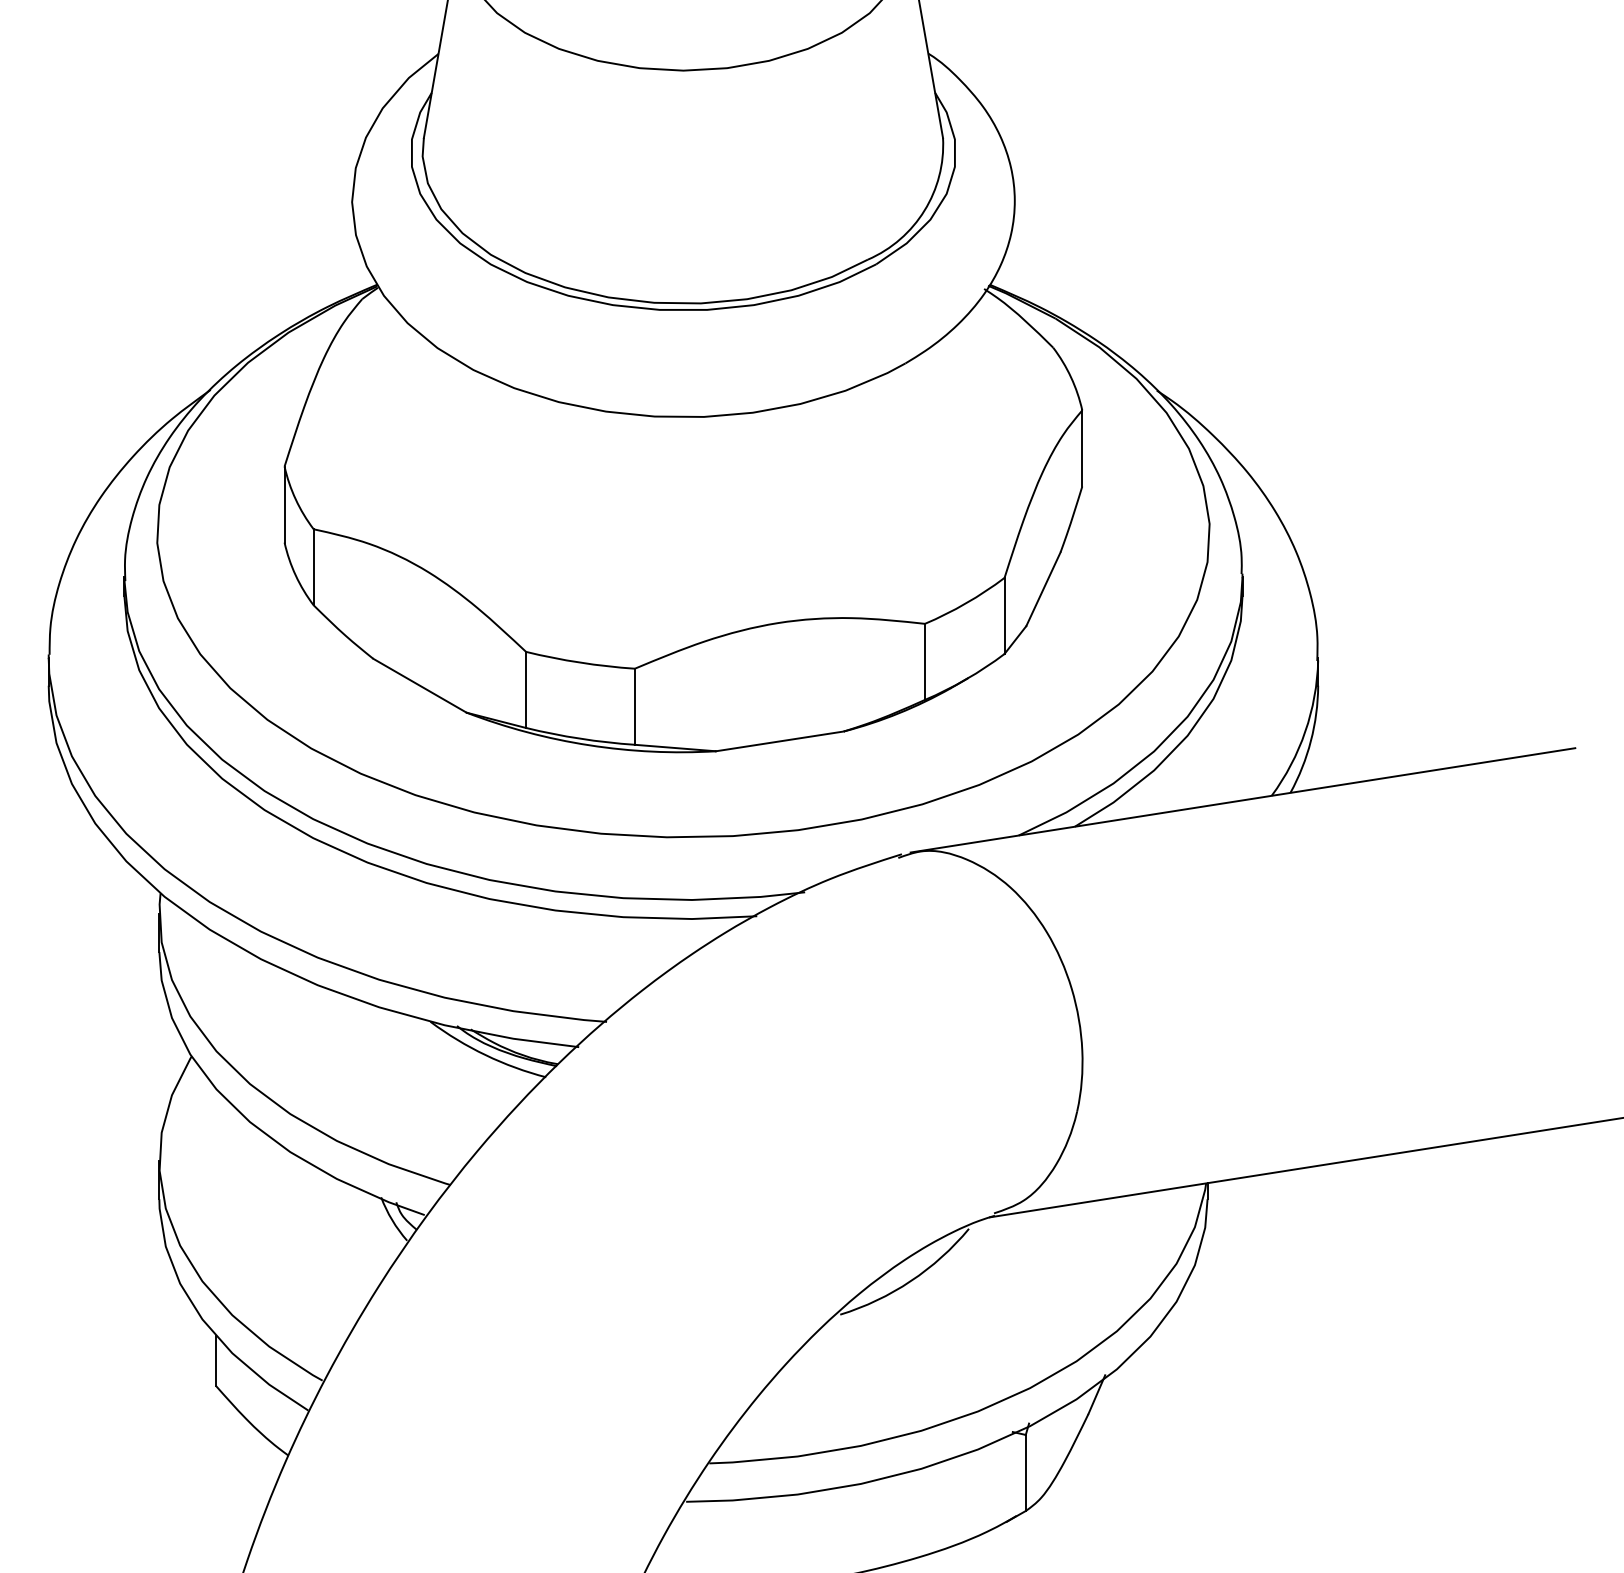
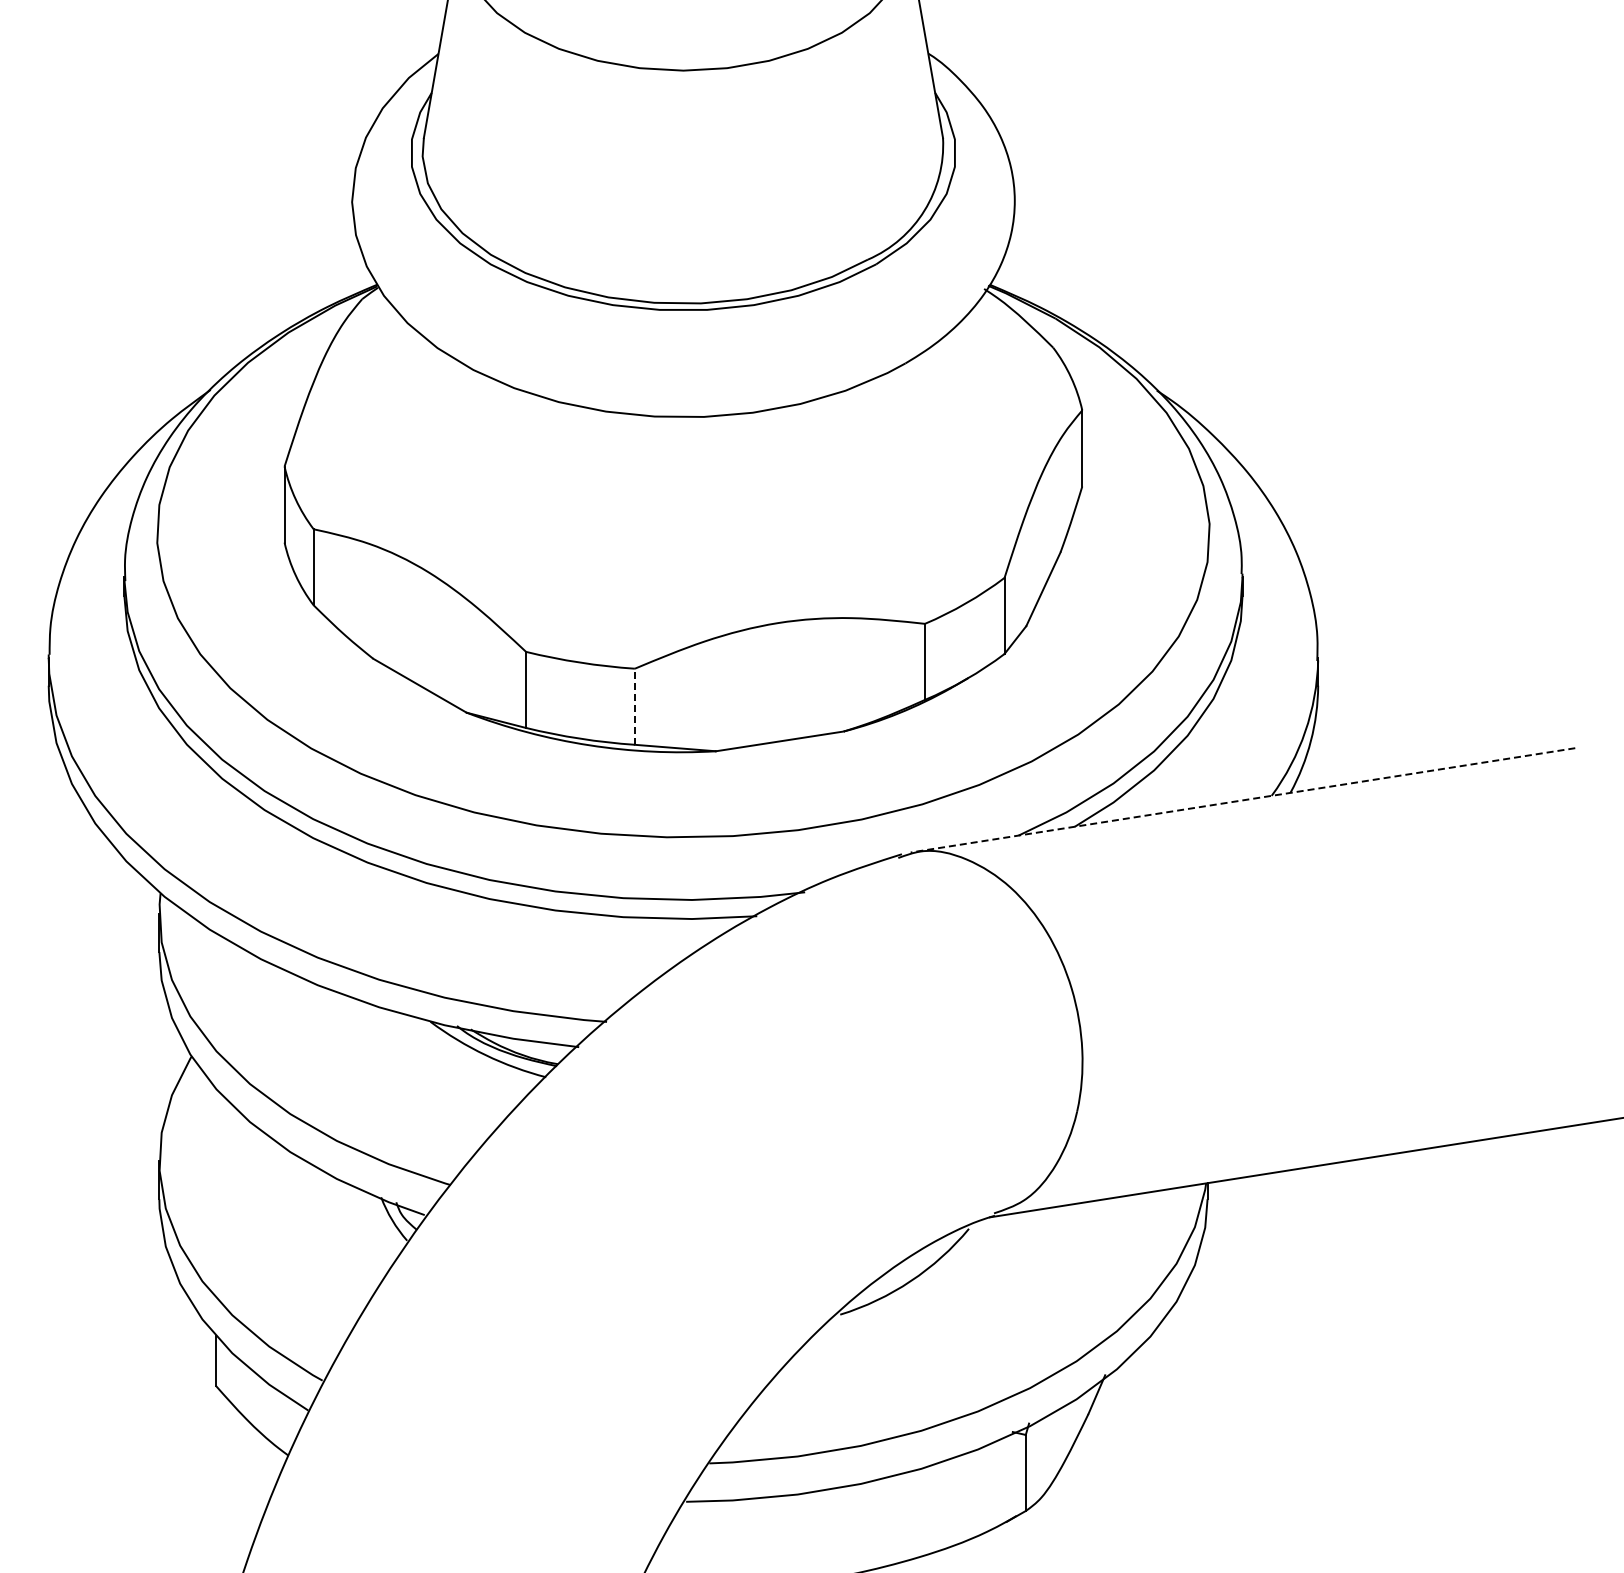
line: solid -> dashed (634, 706)
line: solid -> dashed (1242, 800)
